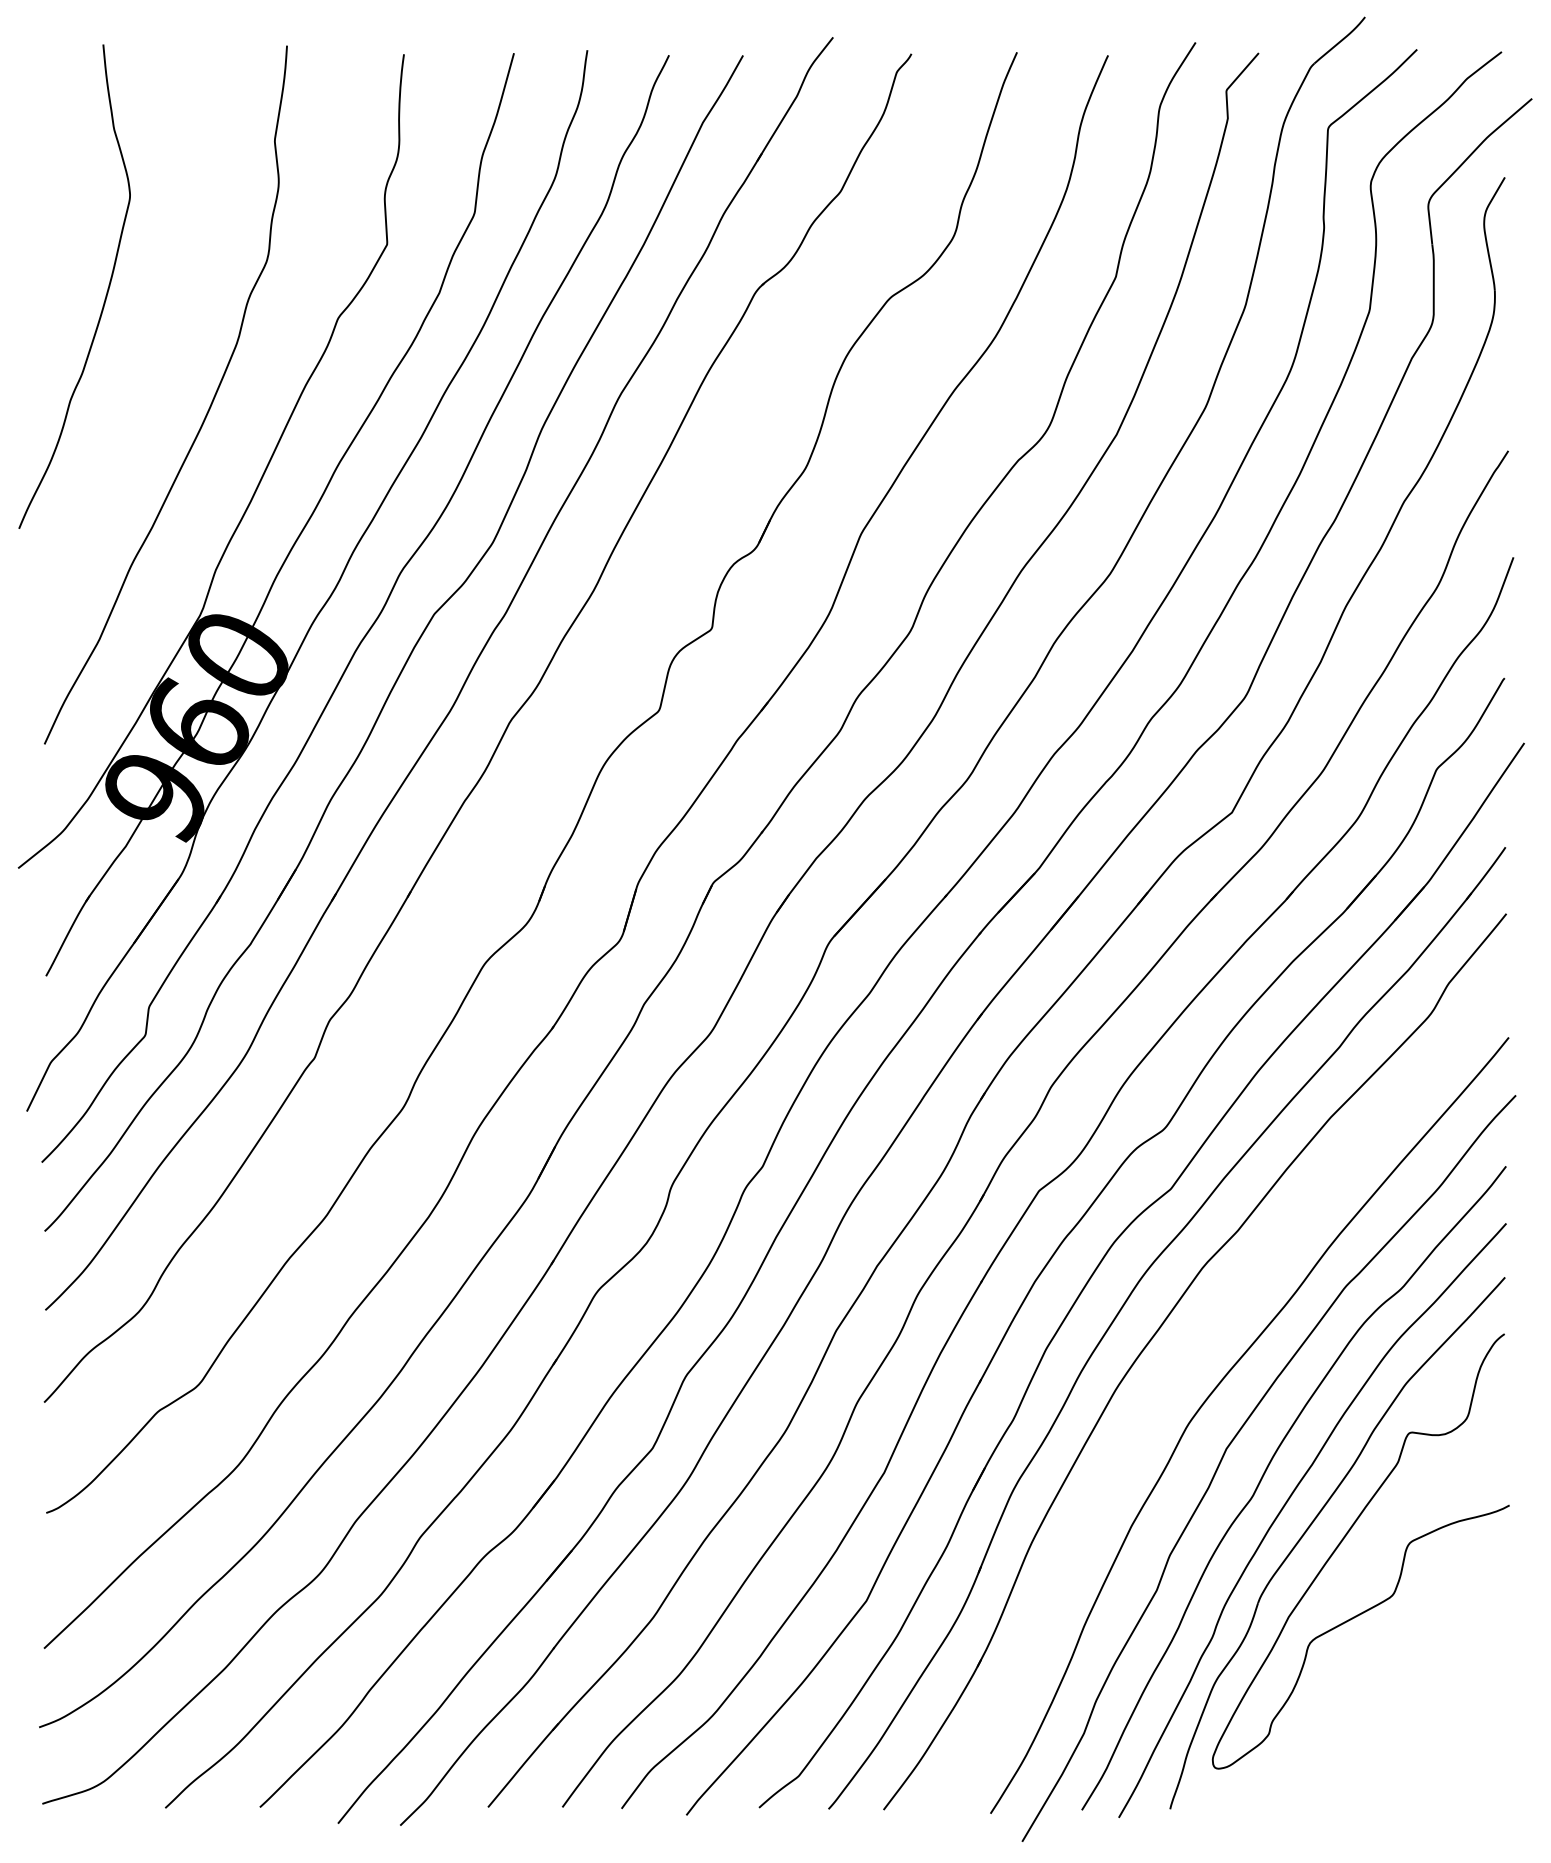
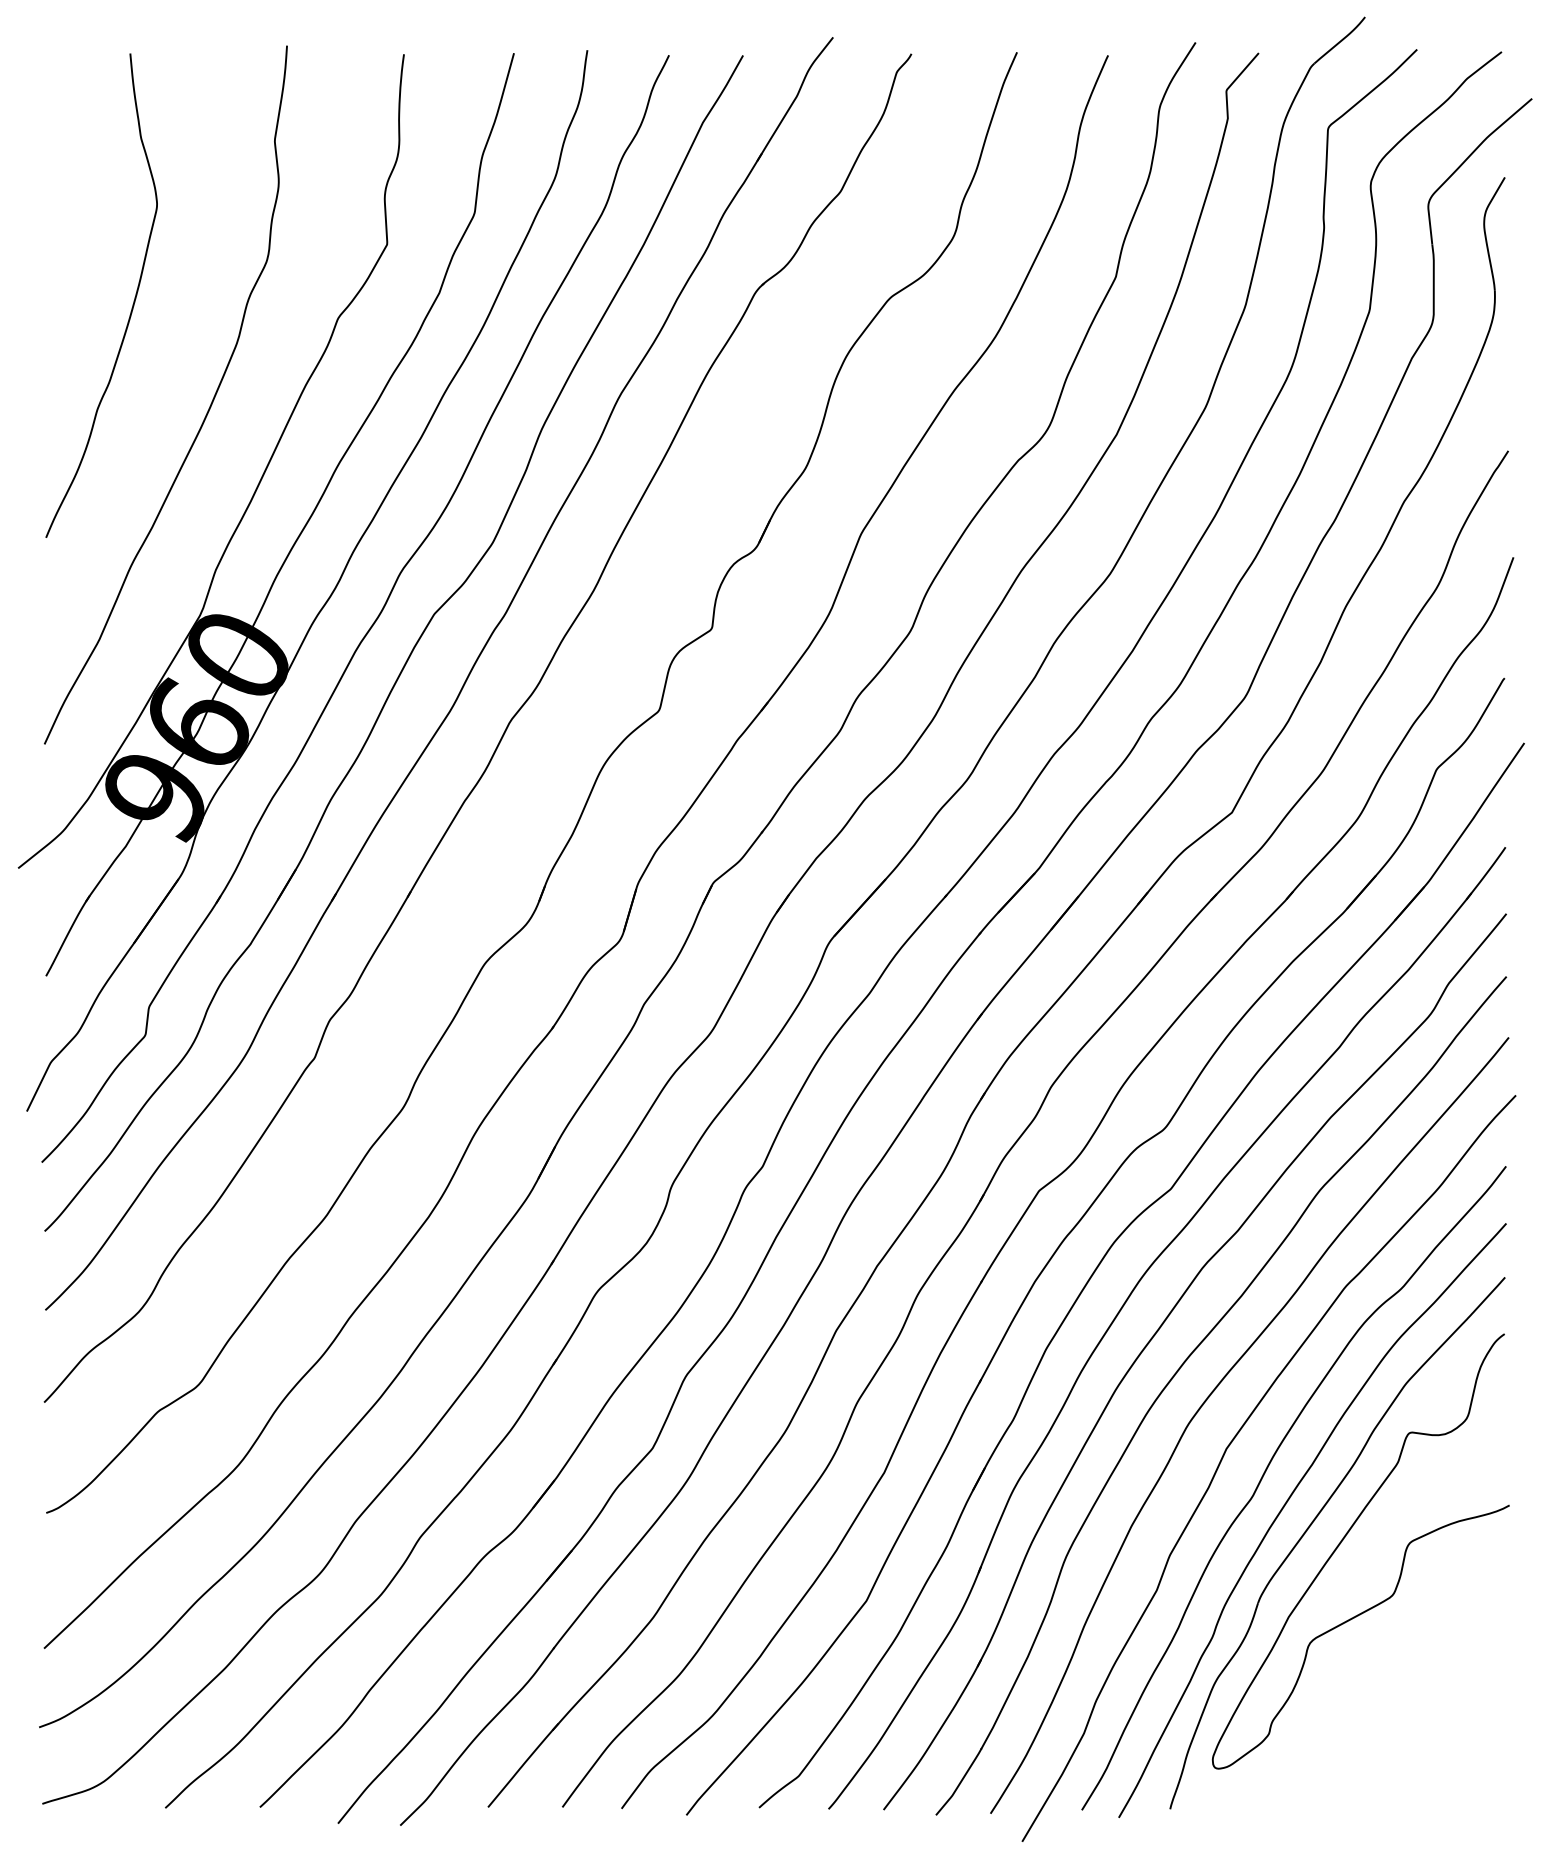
curve position: (105, 295) -> (132, 304) (132, 304)
part: none -> present (1183, 1365)
